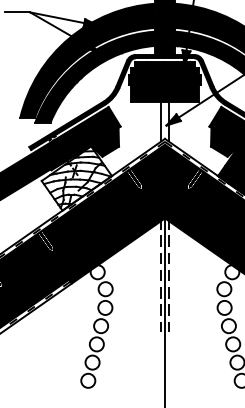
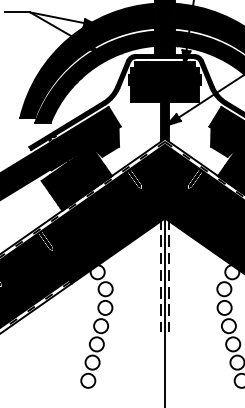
fill: none -> present (164, 120)
fill: none -> present (76, 178)
